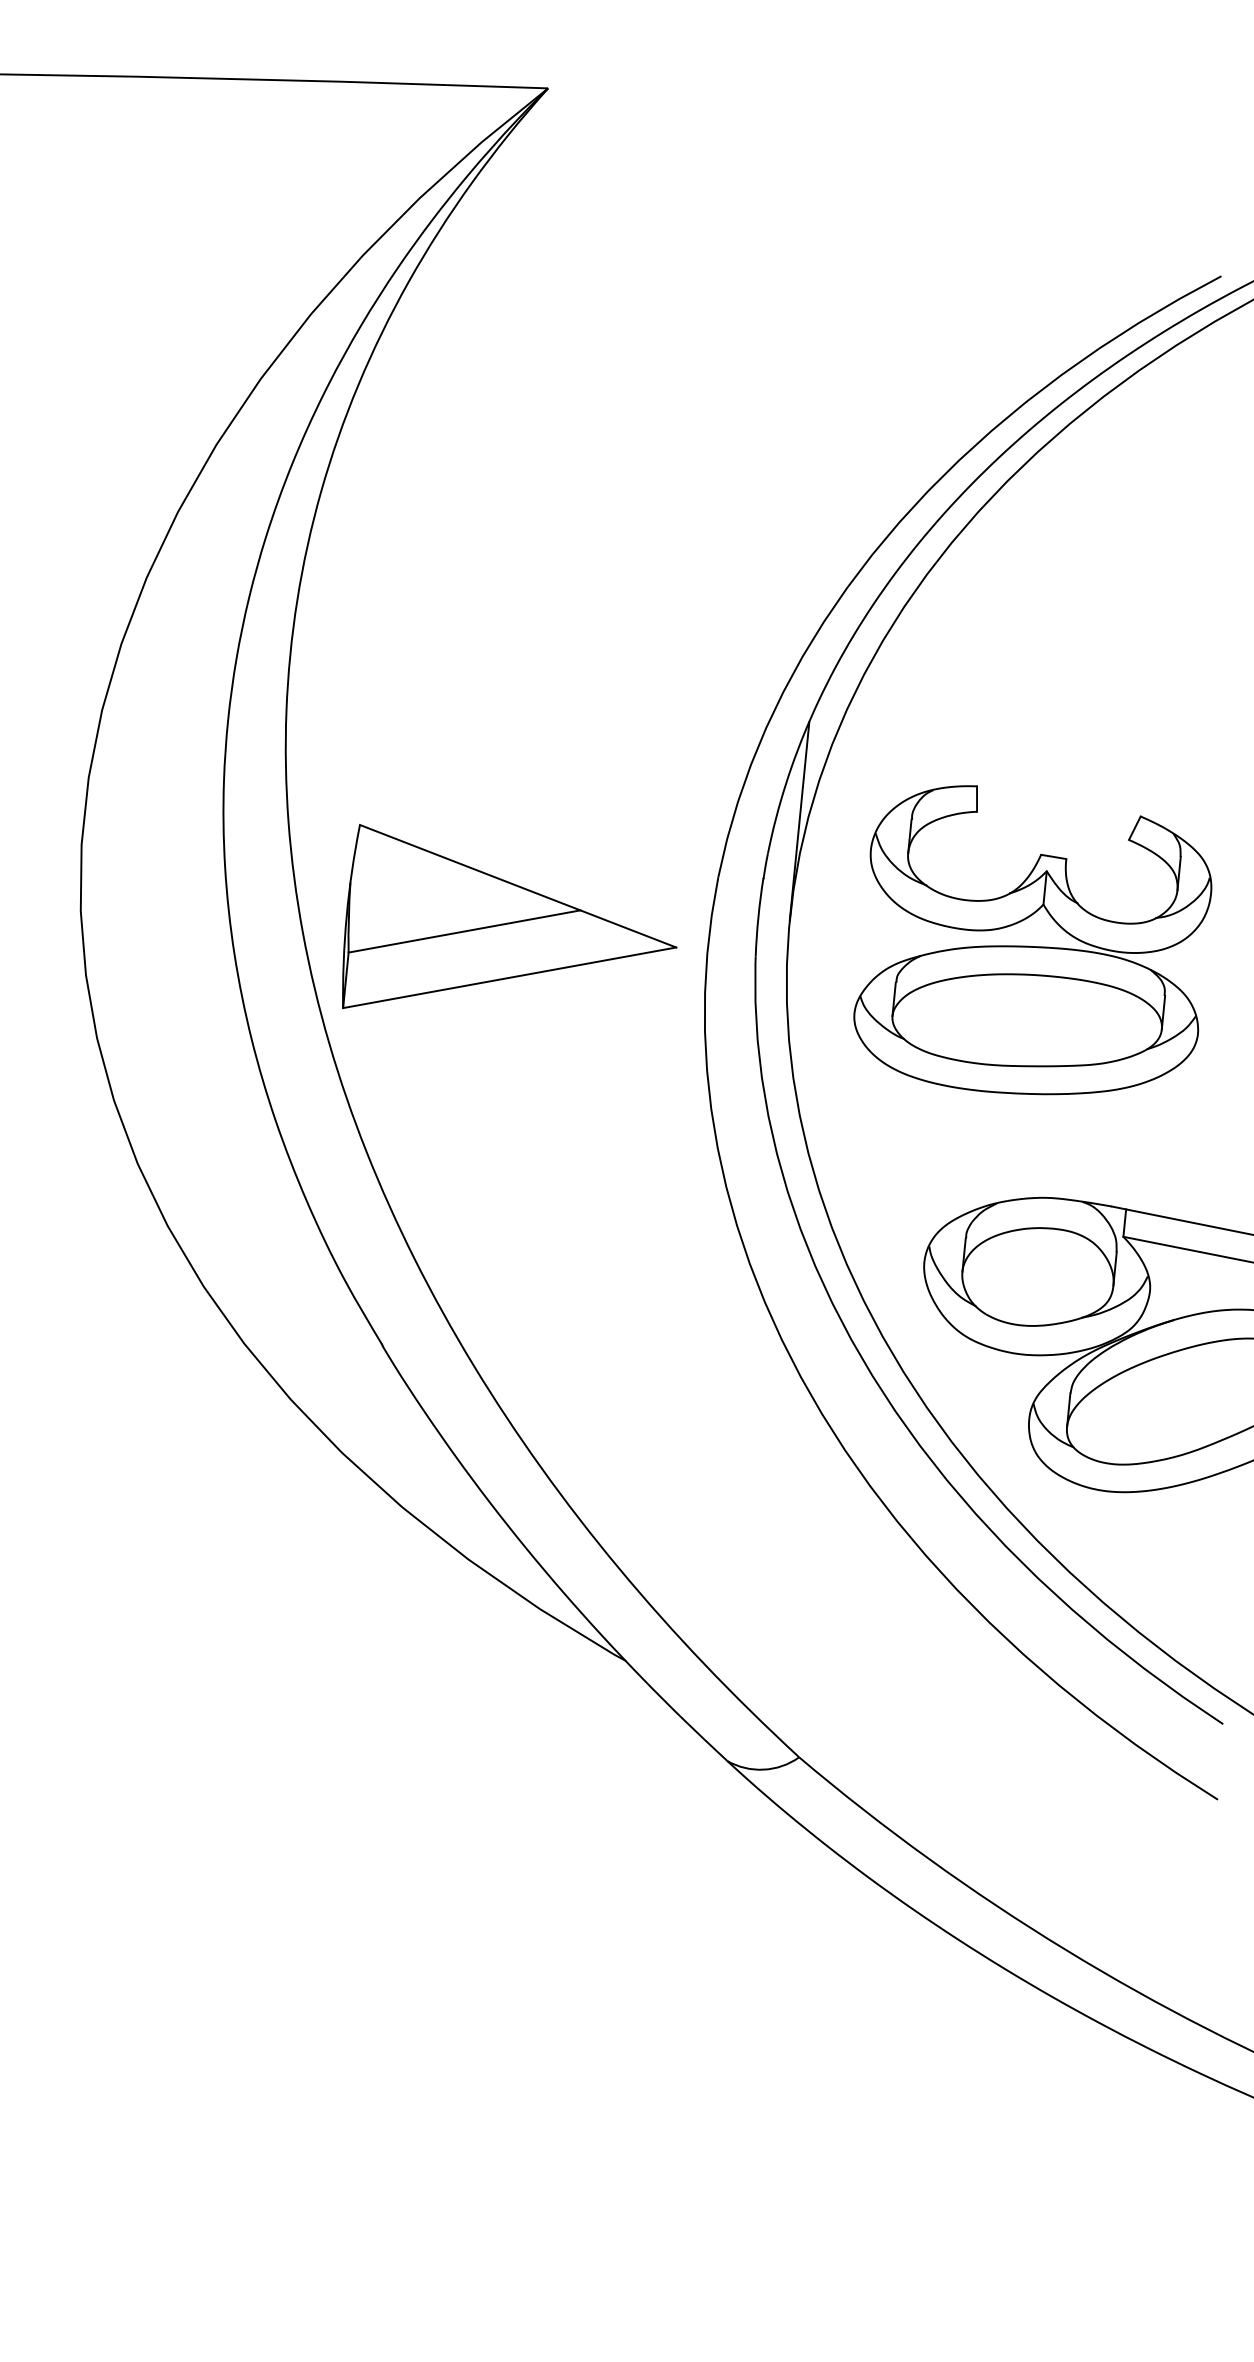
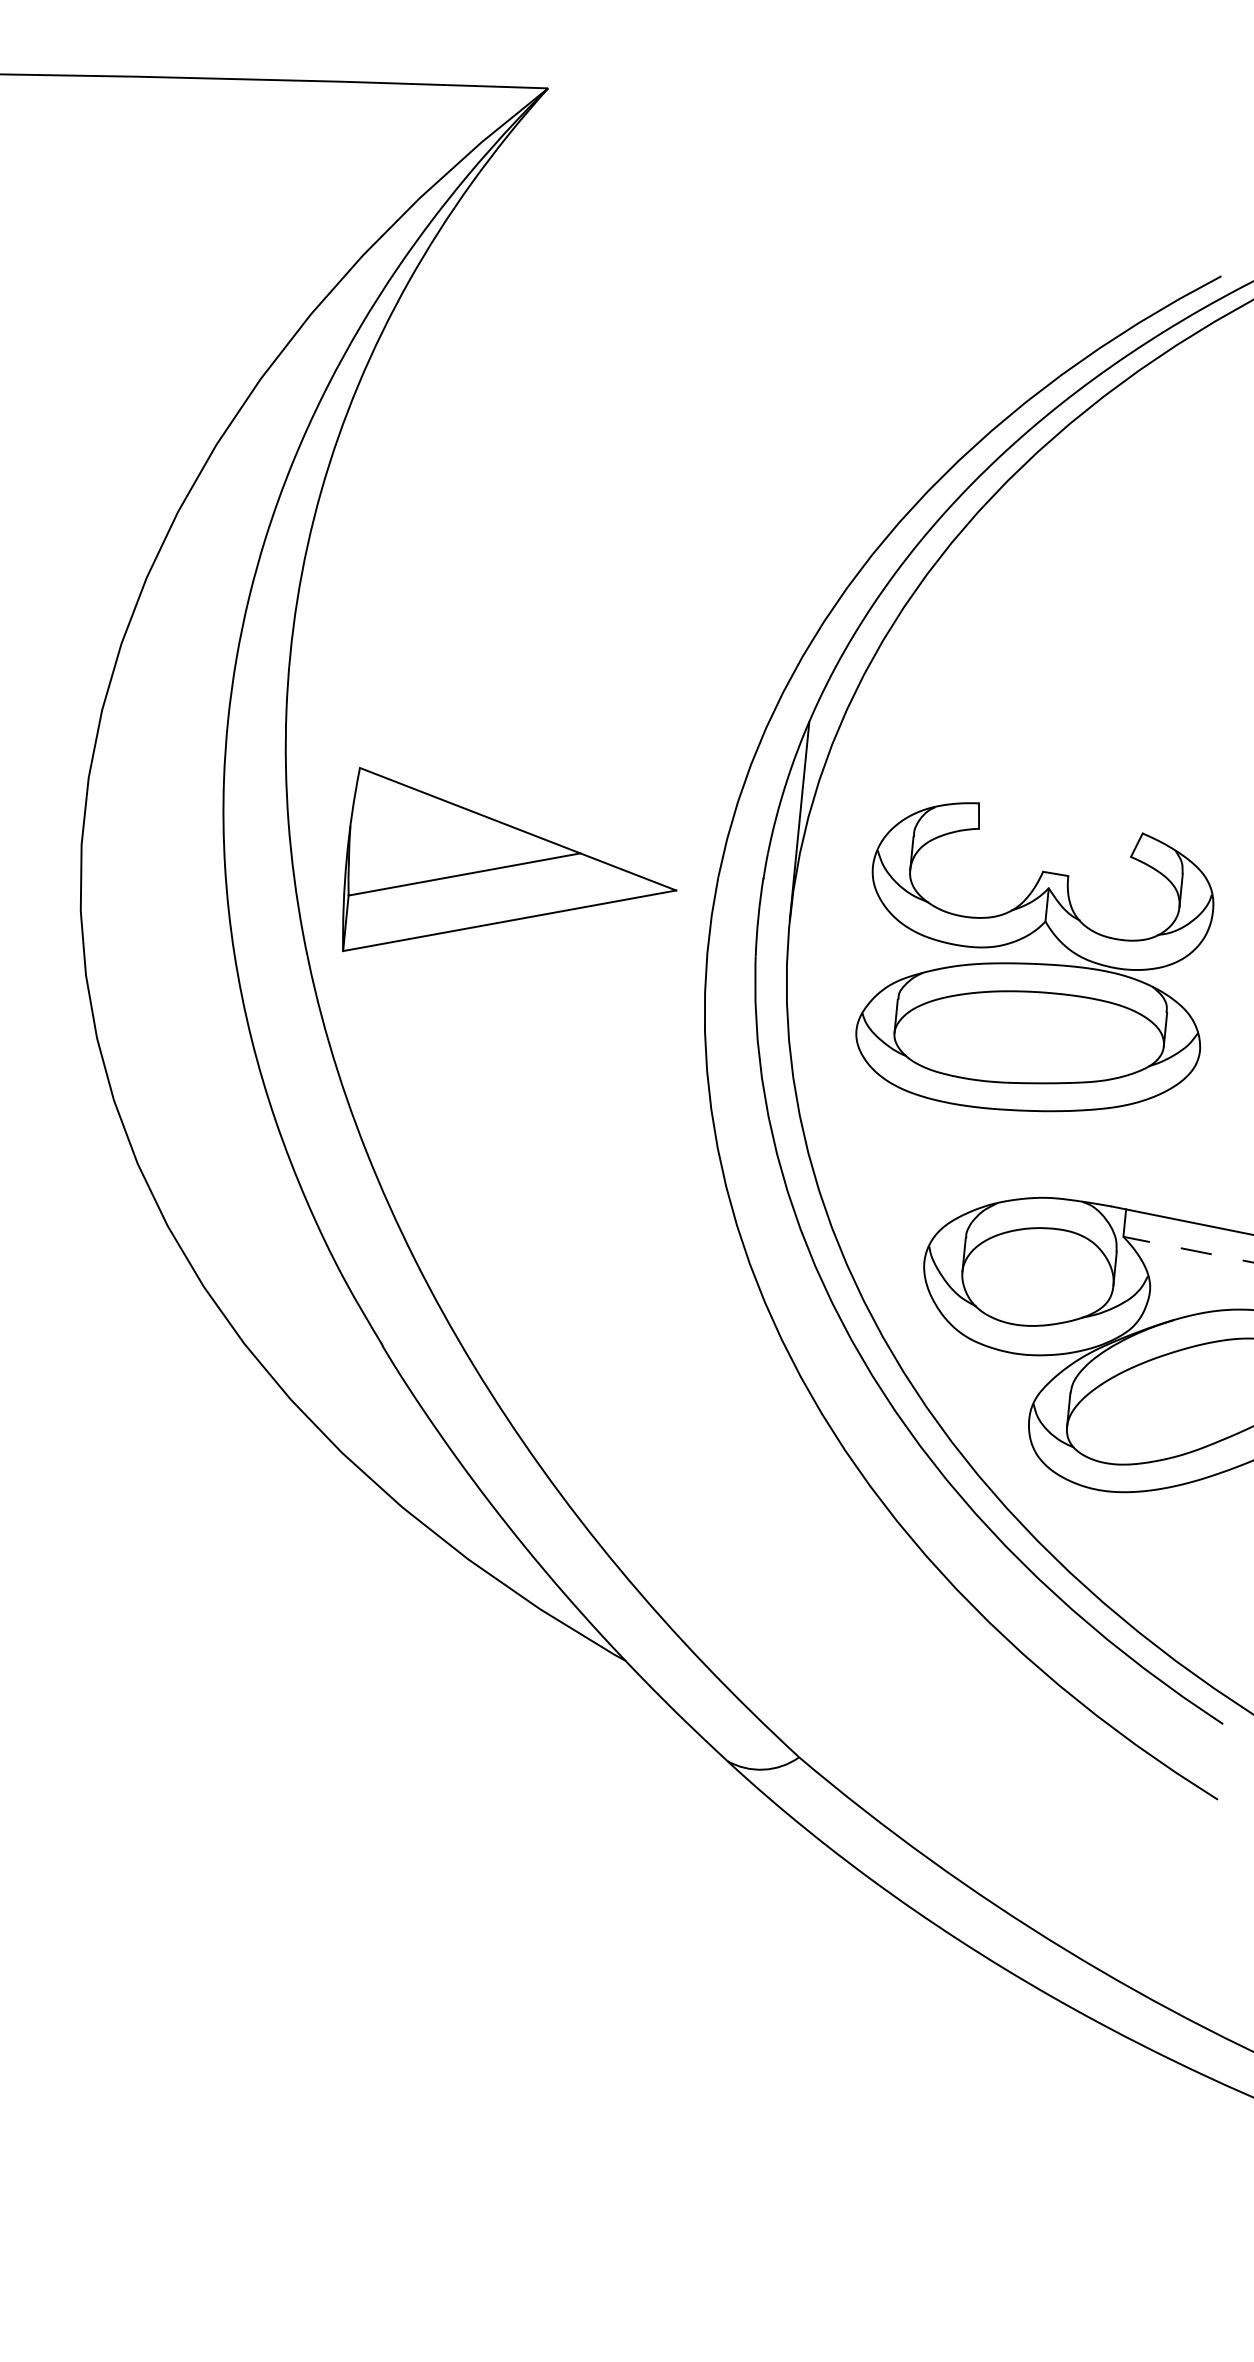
part position: (509, 916) -> (509, 859) (509, 859)
part position: (1032, 940) -> (1034, 957) (1034, 957)
line: solid -> dashed (1187, 1249)
